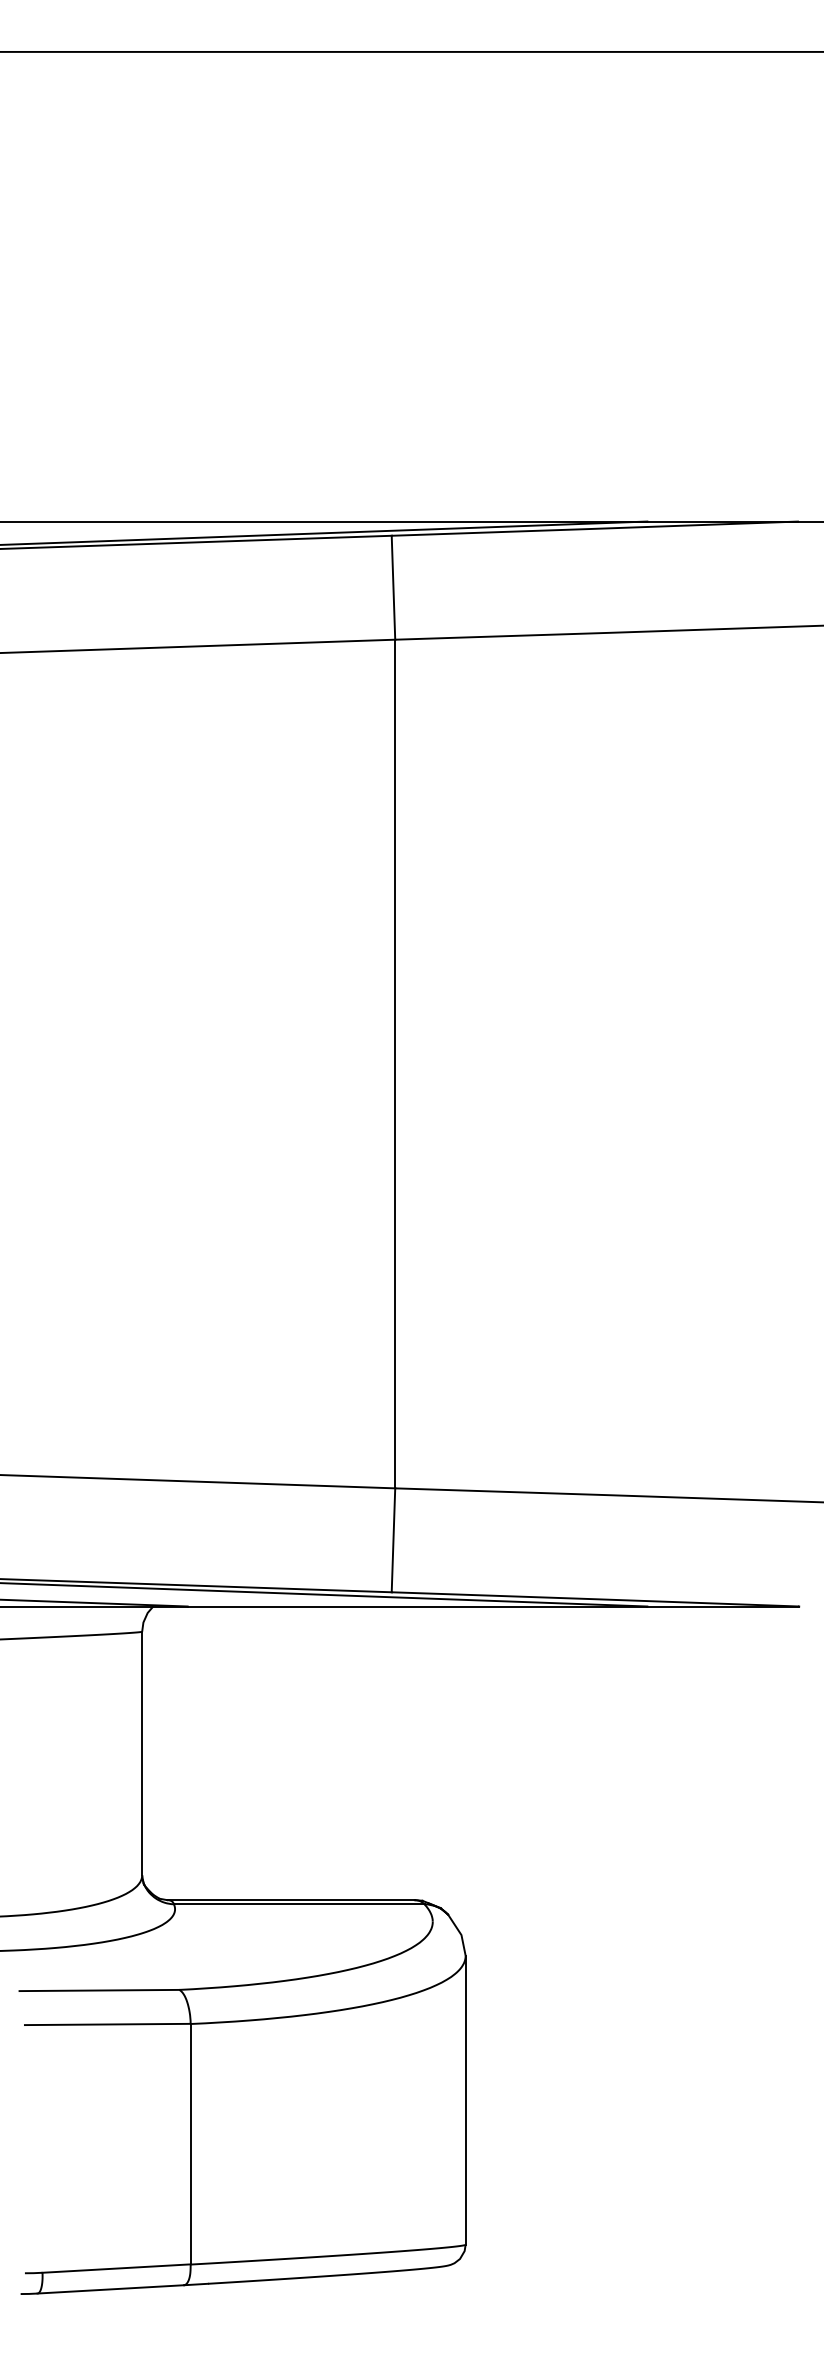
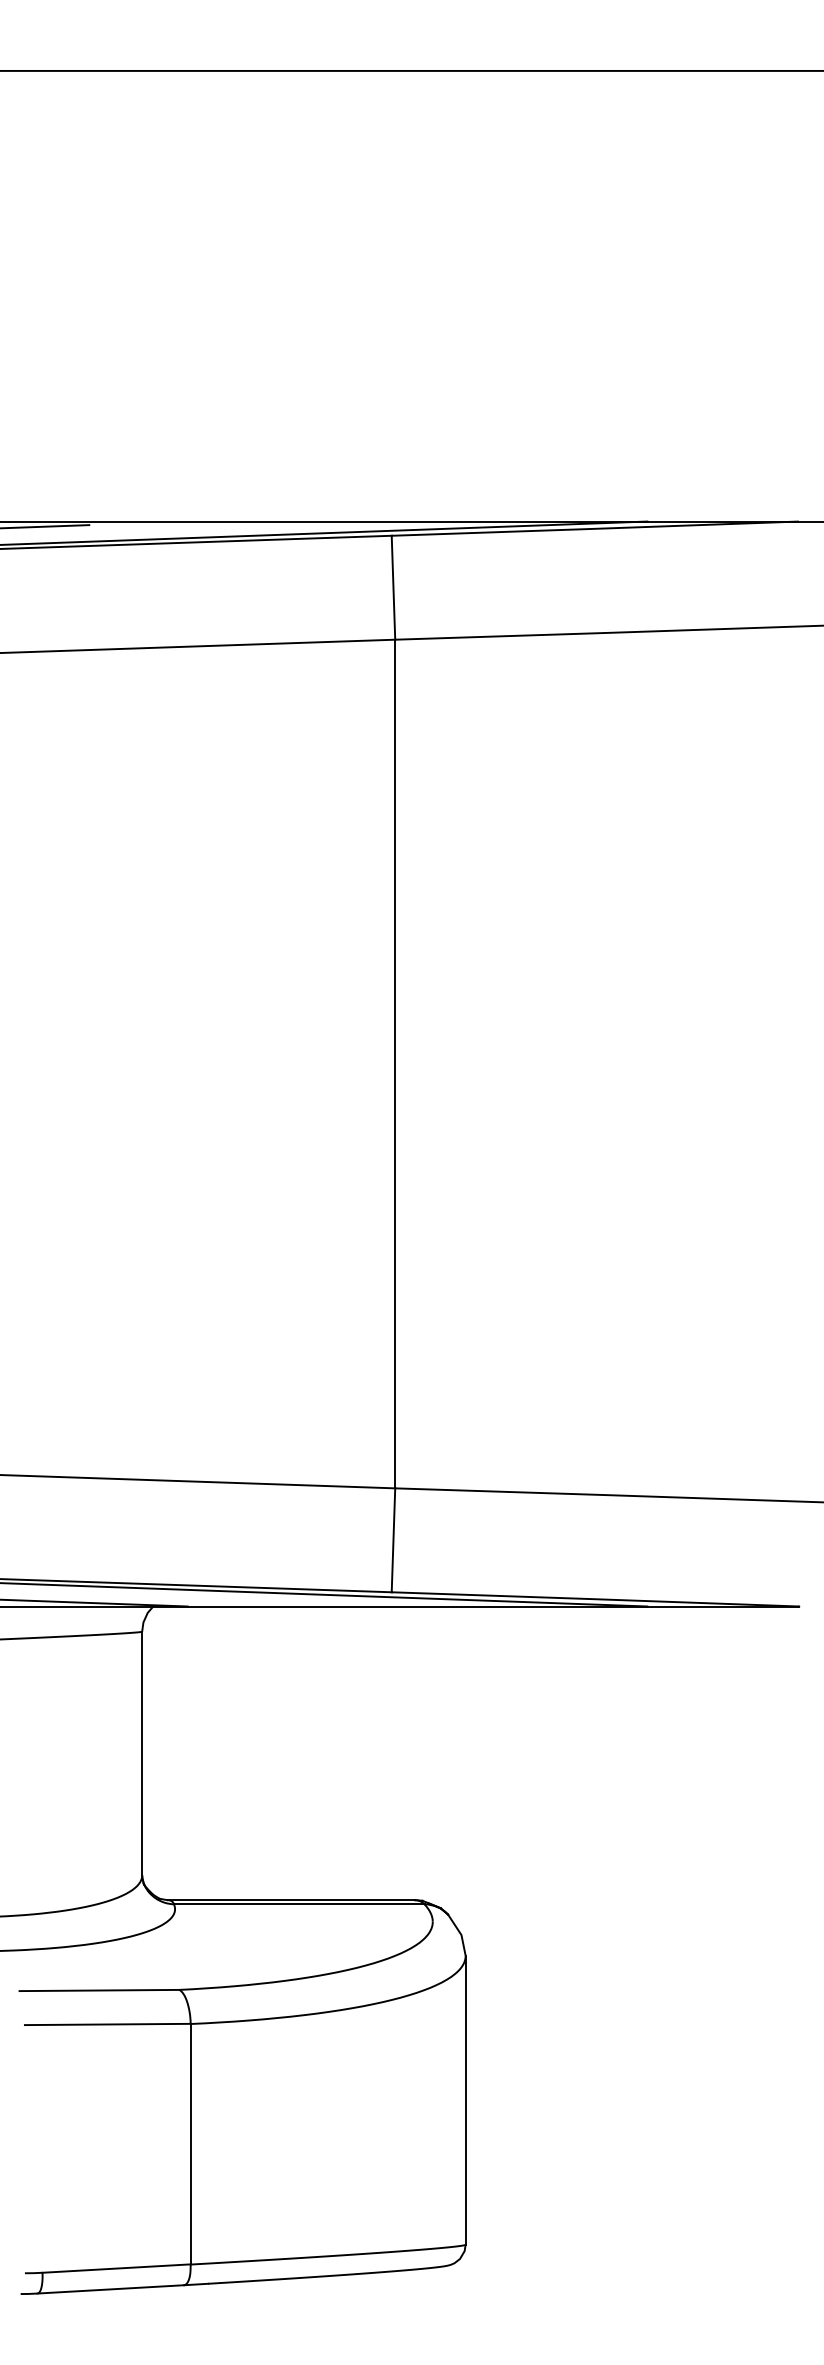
line position: (411, 51) -> (411, 70) (411, 70)
line: none -> present (45, 526)
